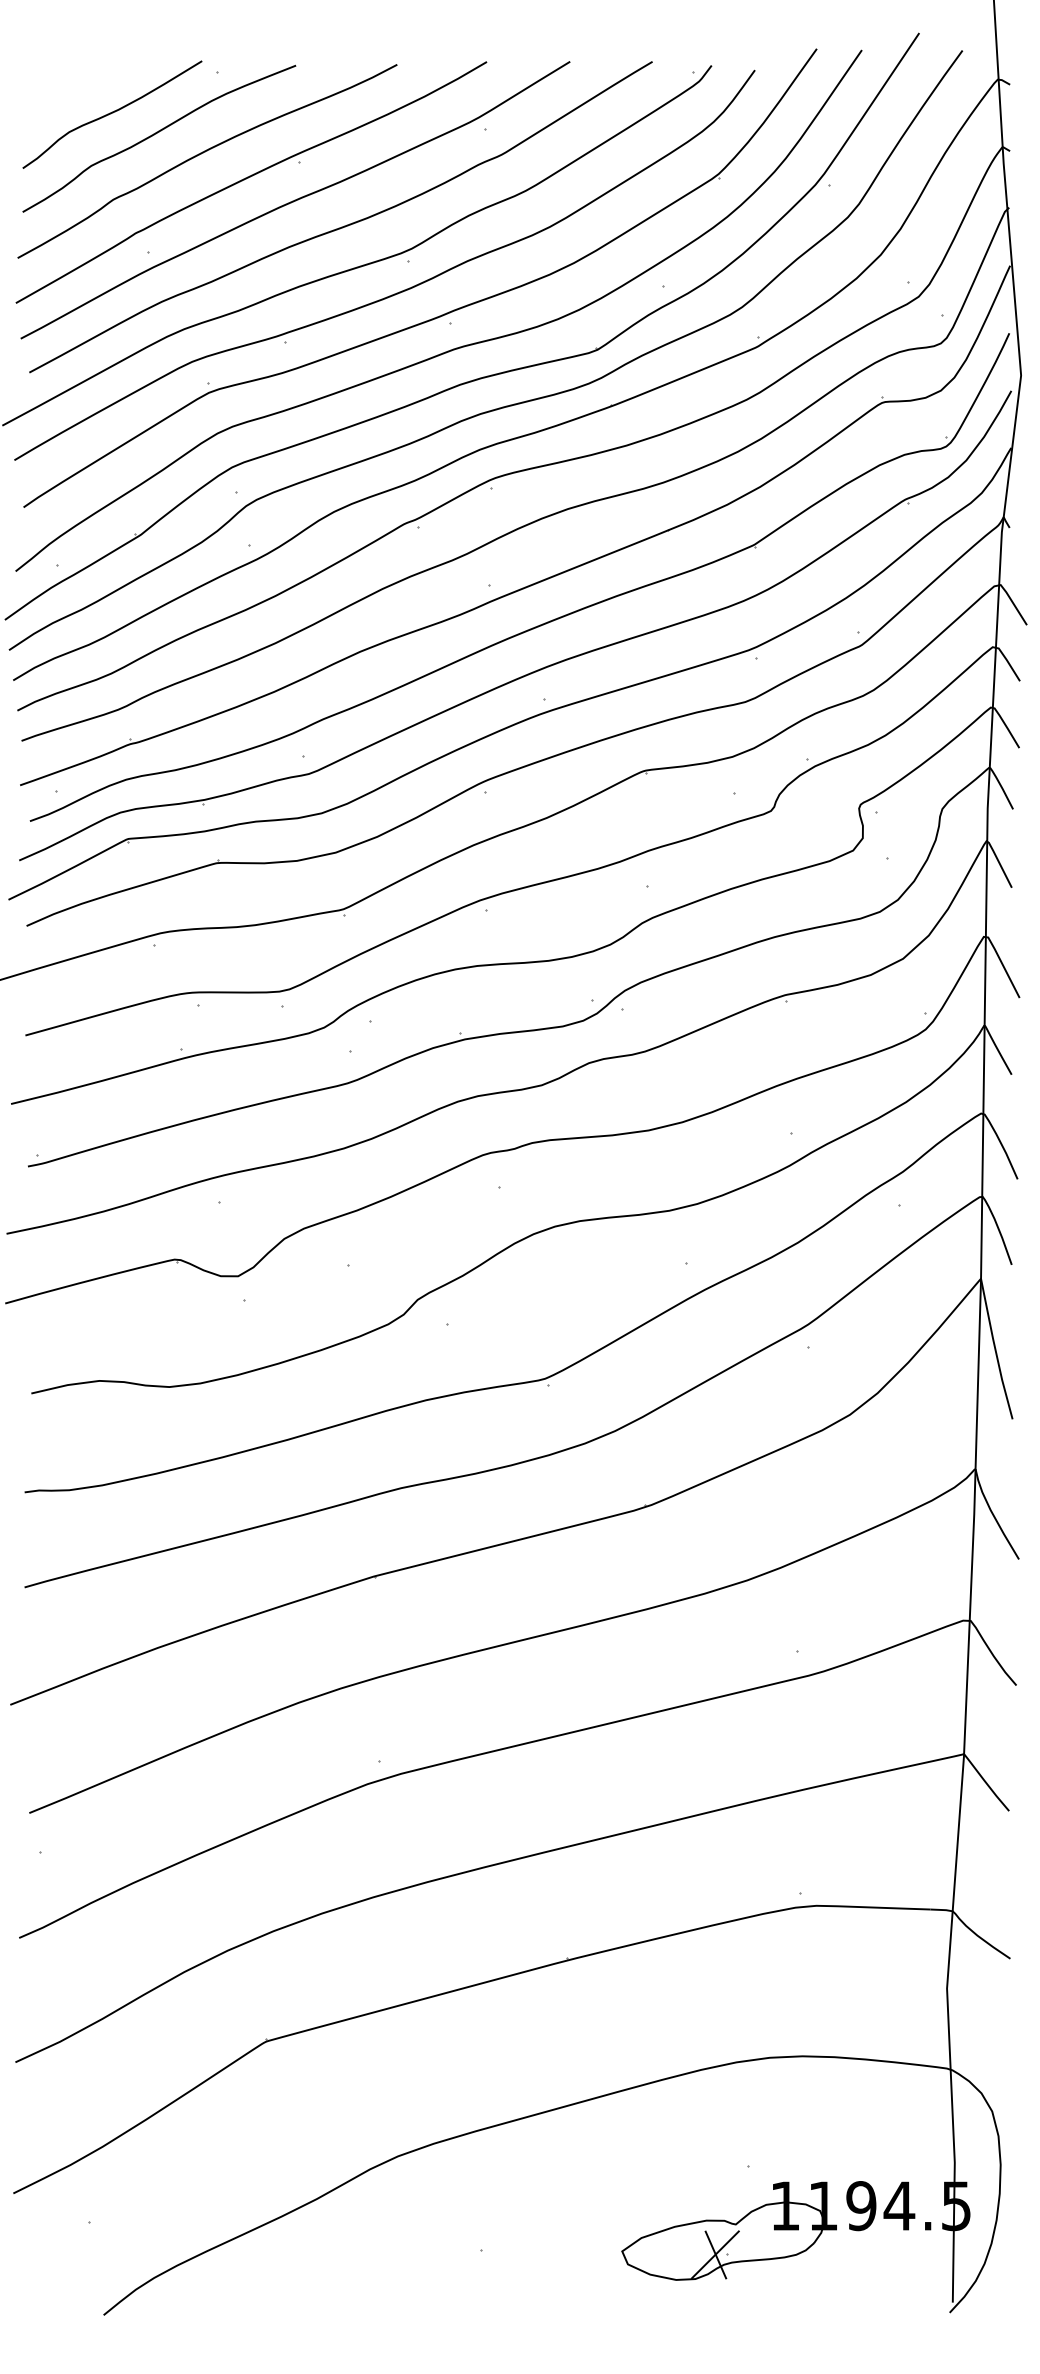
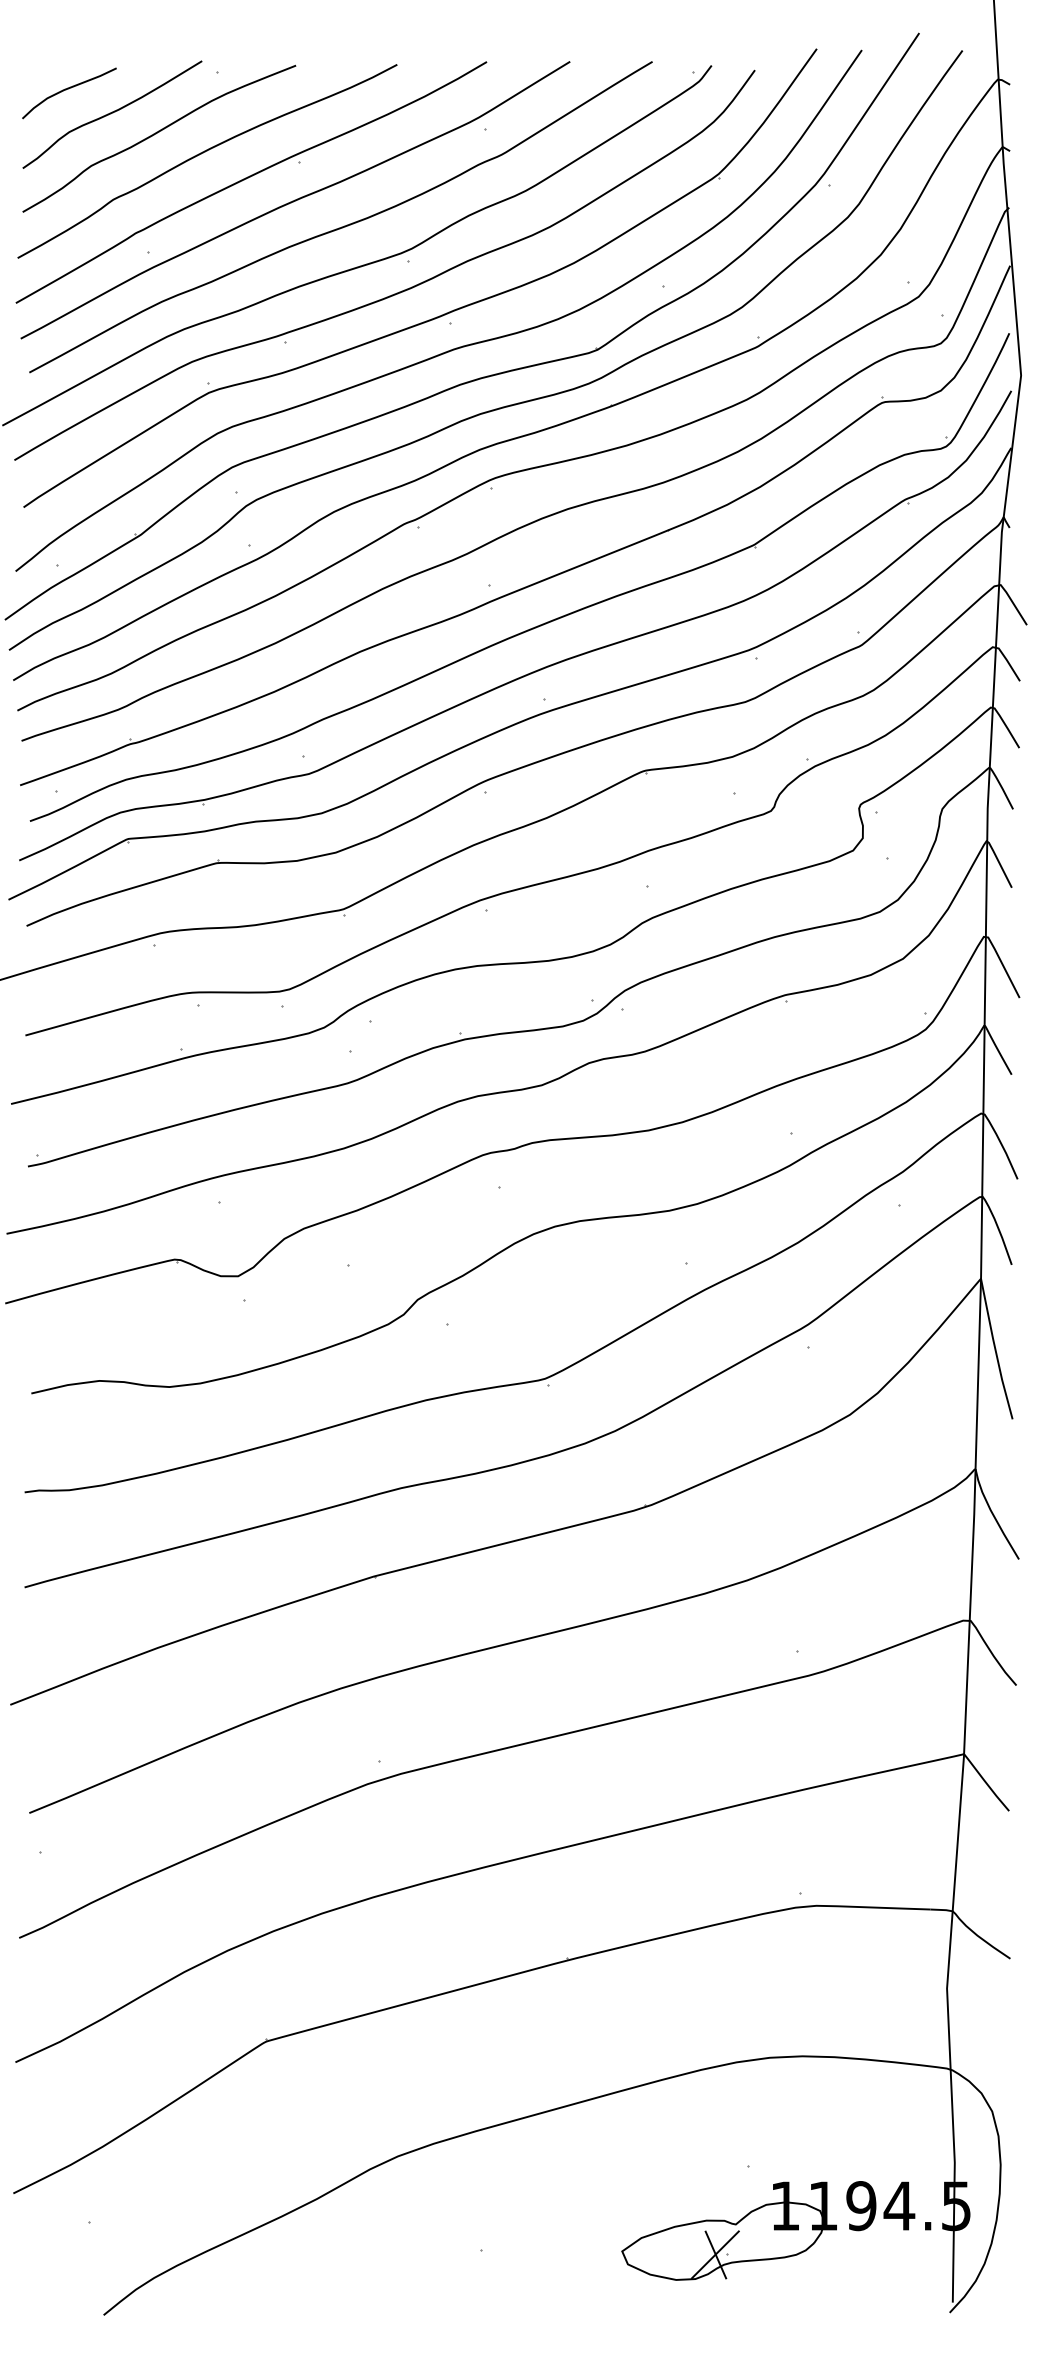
curve: none -> present (68, 89)
